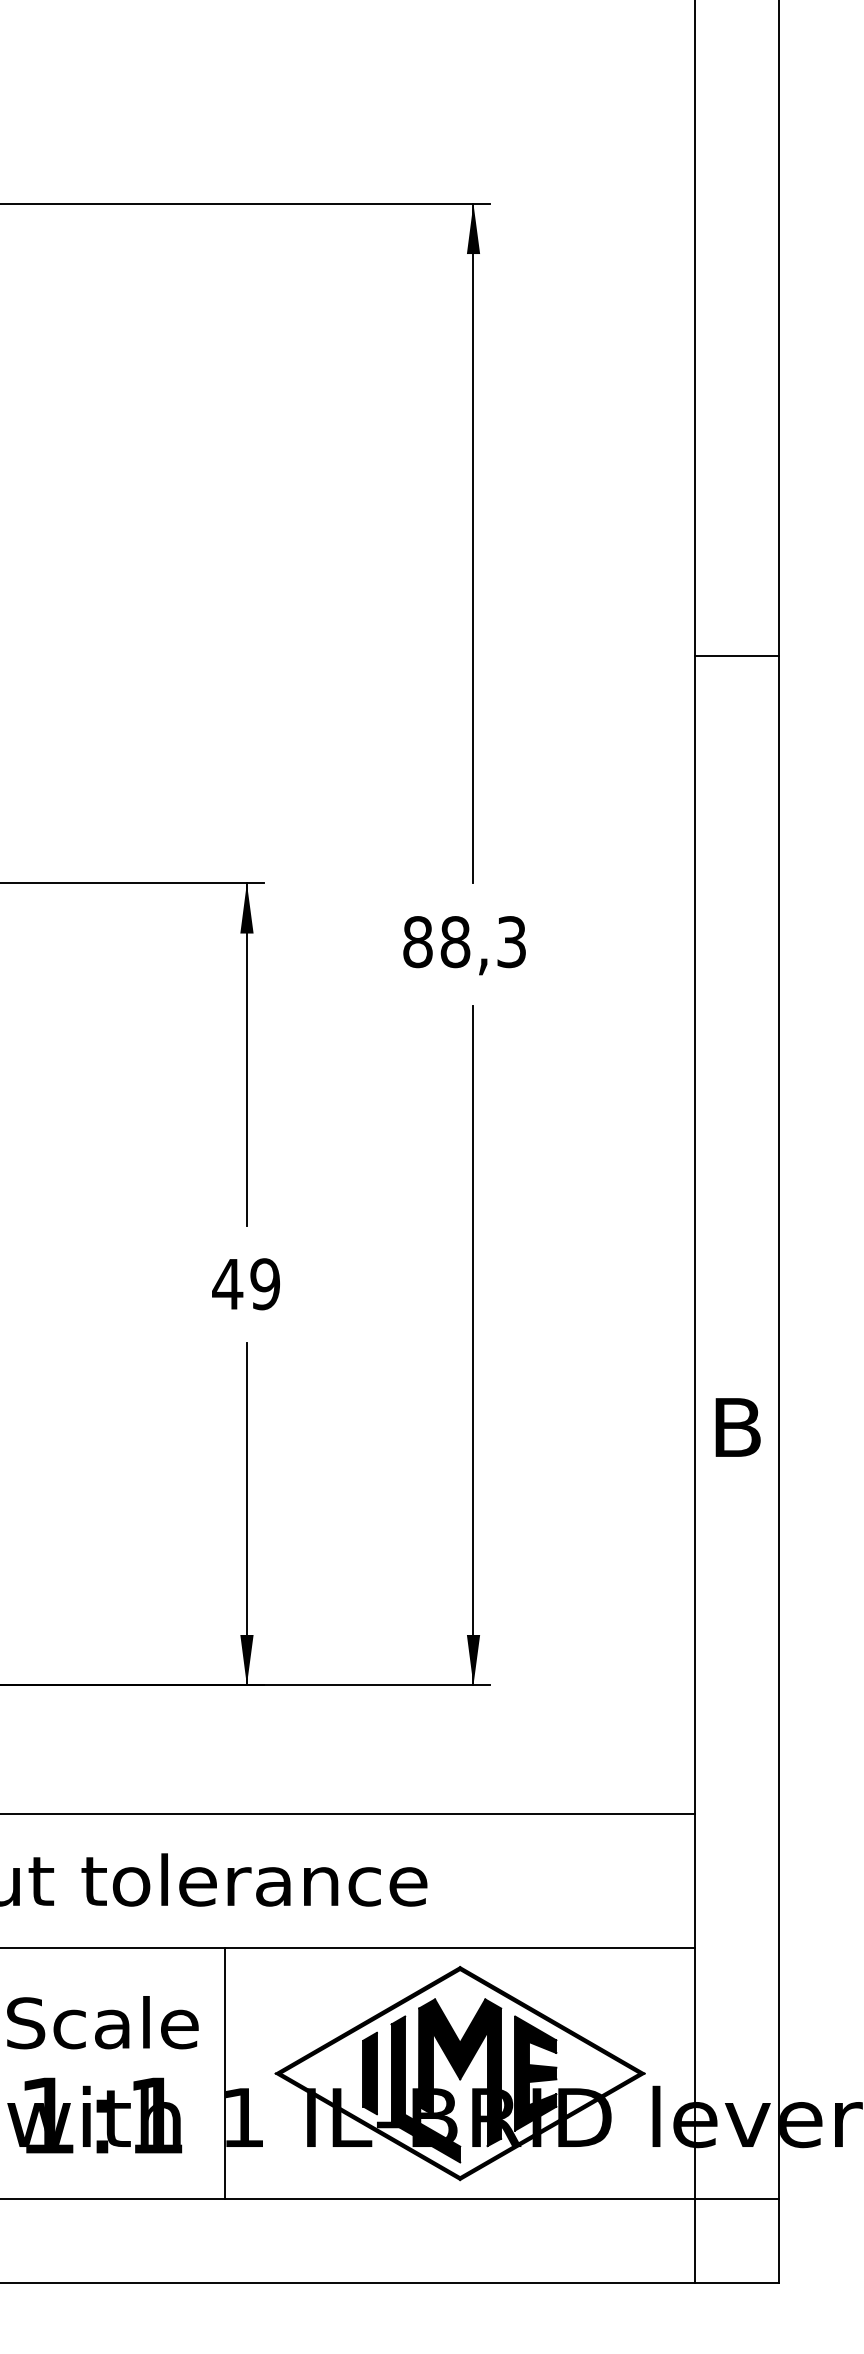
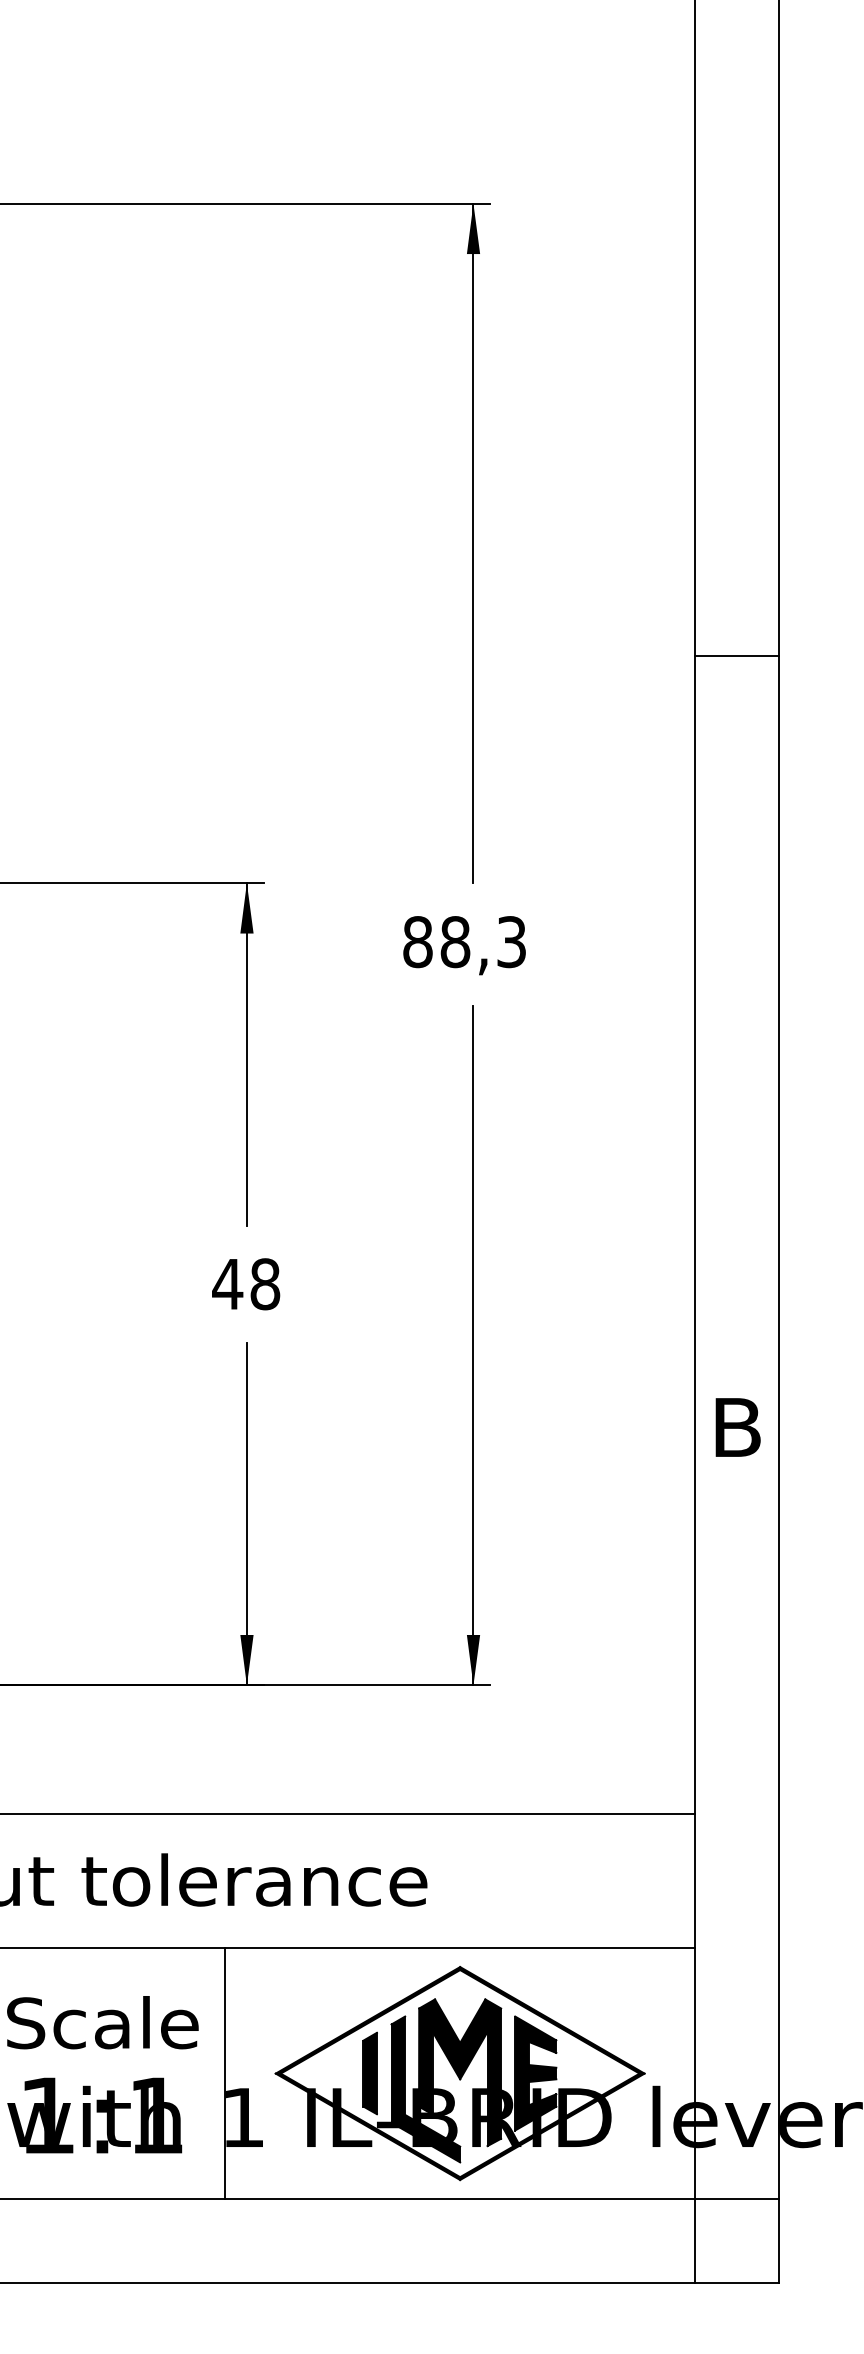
text: 49 -> 48 (265, 1284)
